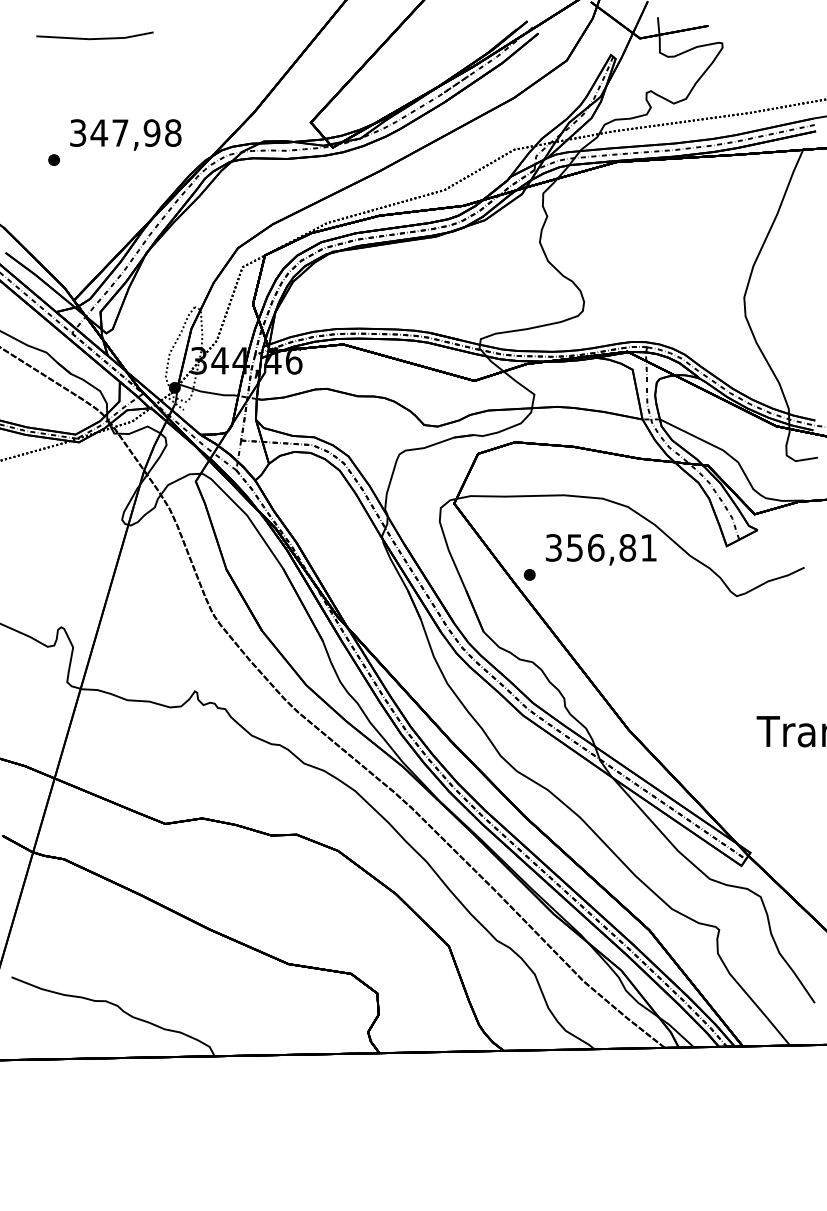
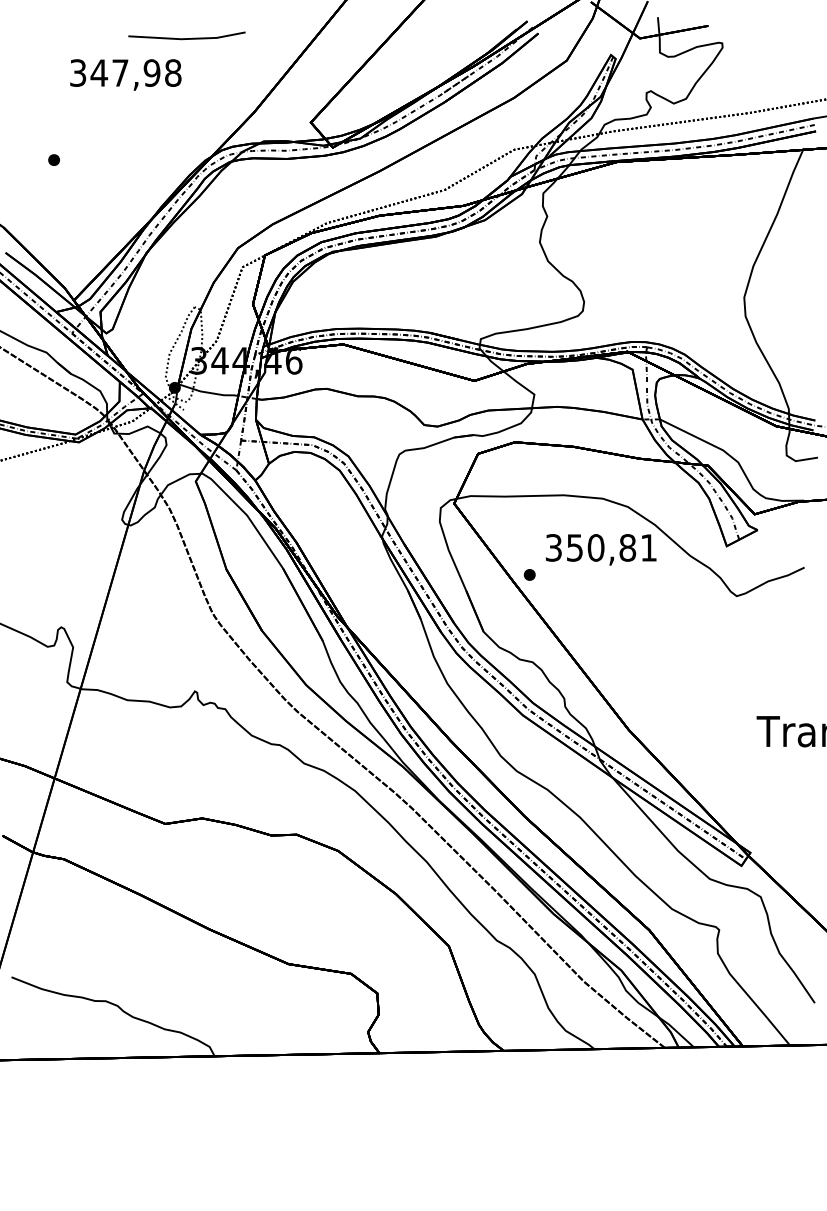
line position: (94, 38) -> (186, 38) (186, 38)
text position: (125, 134) -> (125, 74) (125, 74)
text: 356,81 -> 350,81 (595, 547)
